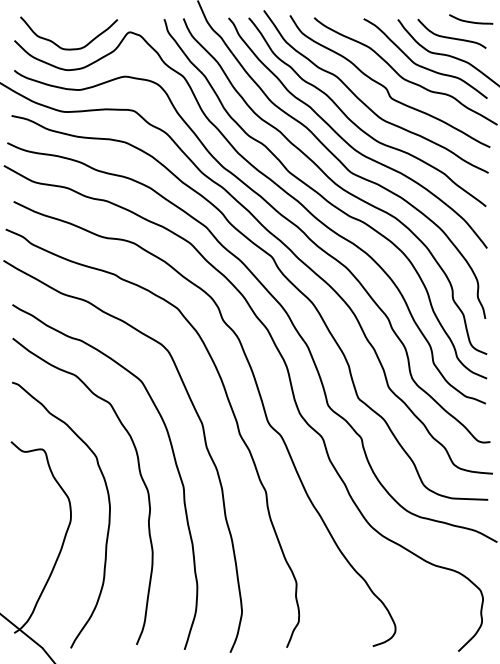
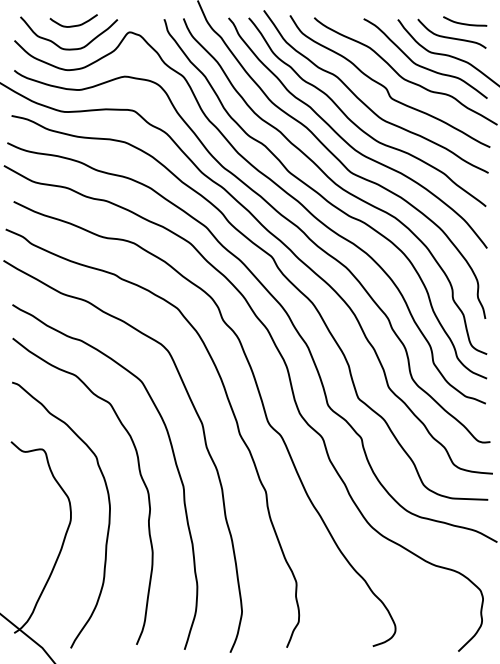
curve position: (471, 21) -> (465, 23) (465, 23)
curve: none -> present (73, 25)
